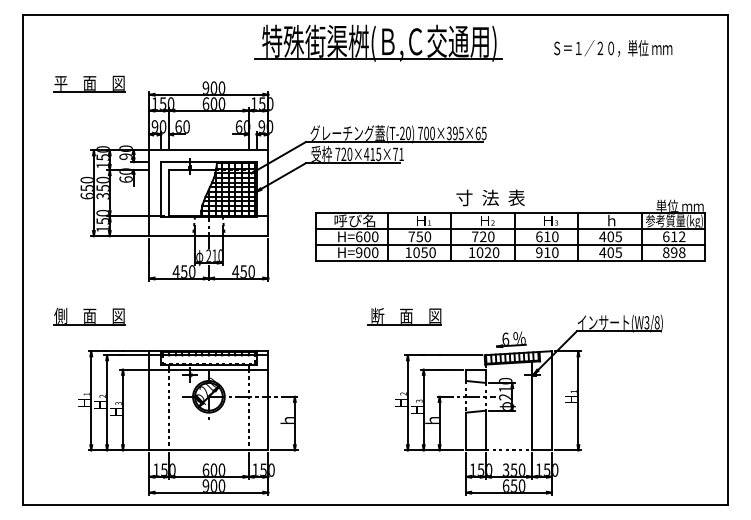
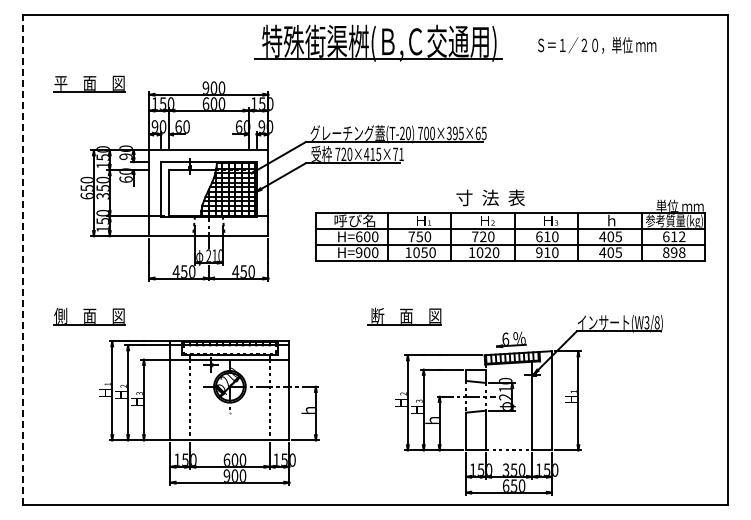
text position: (613, 48) -> (597, 45) (597, 45)
line: solid -> dashed (22, 260)
part position: (188, 422) -> (209, 412) (209, 412)
